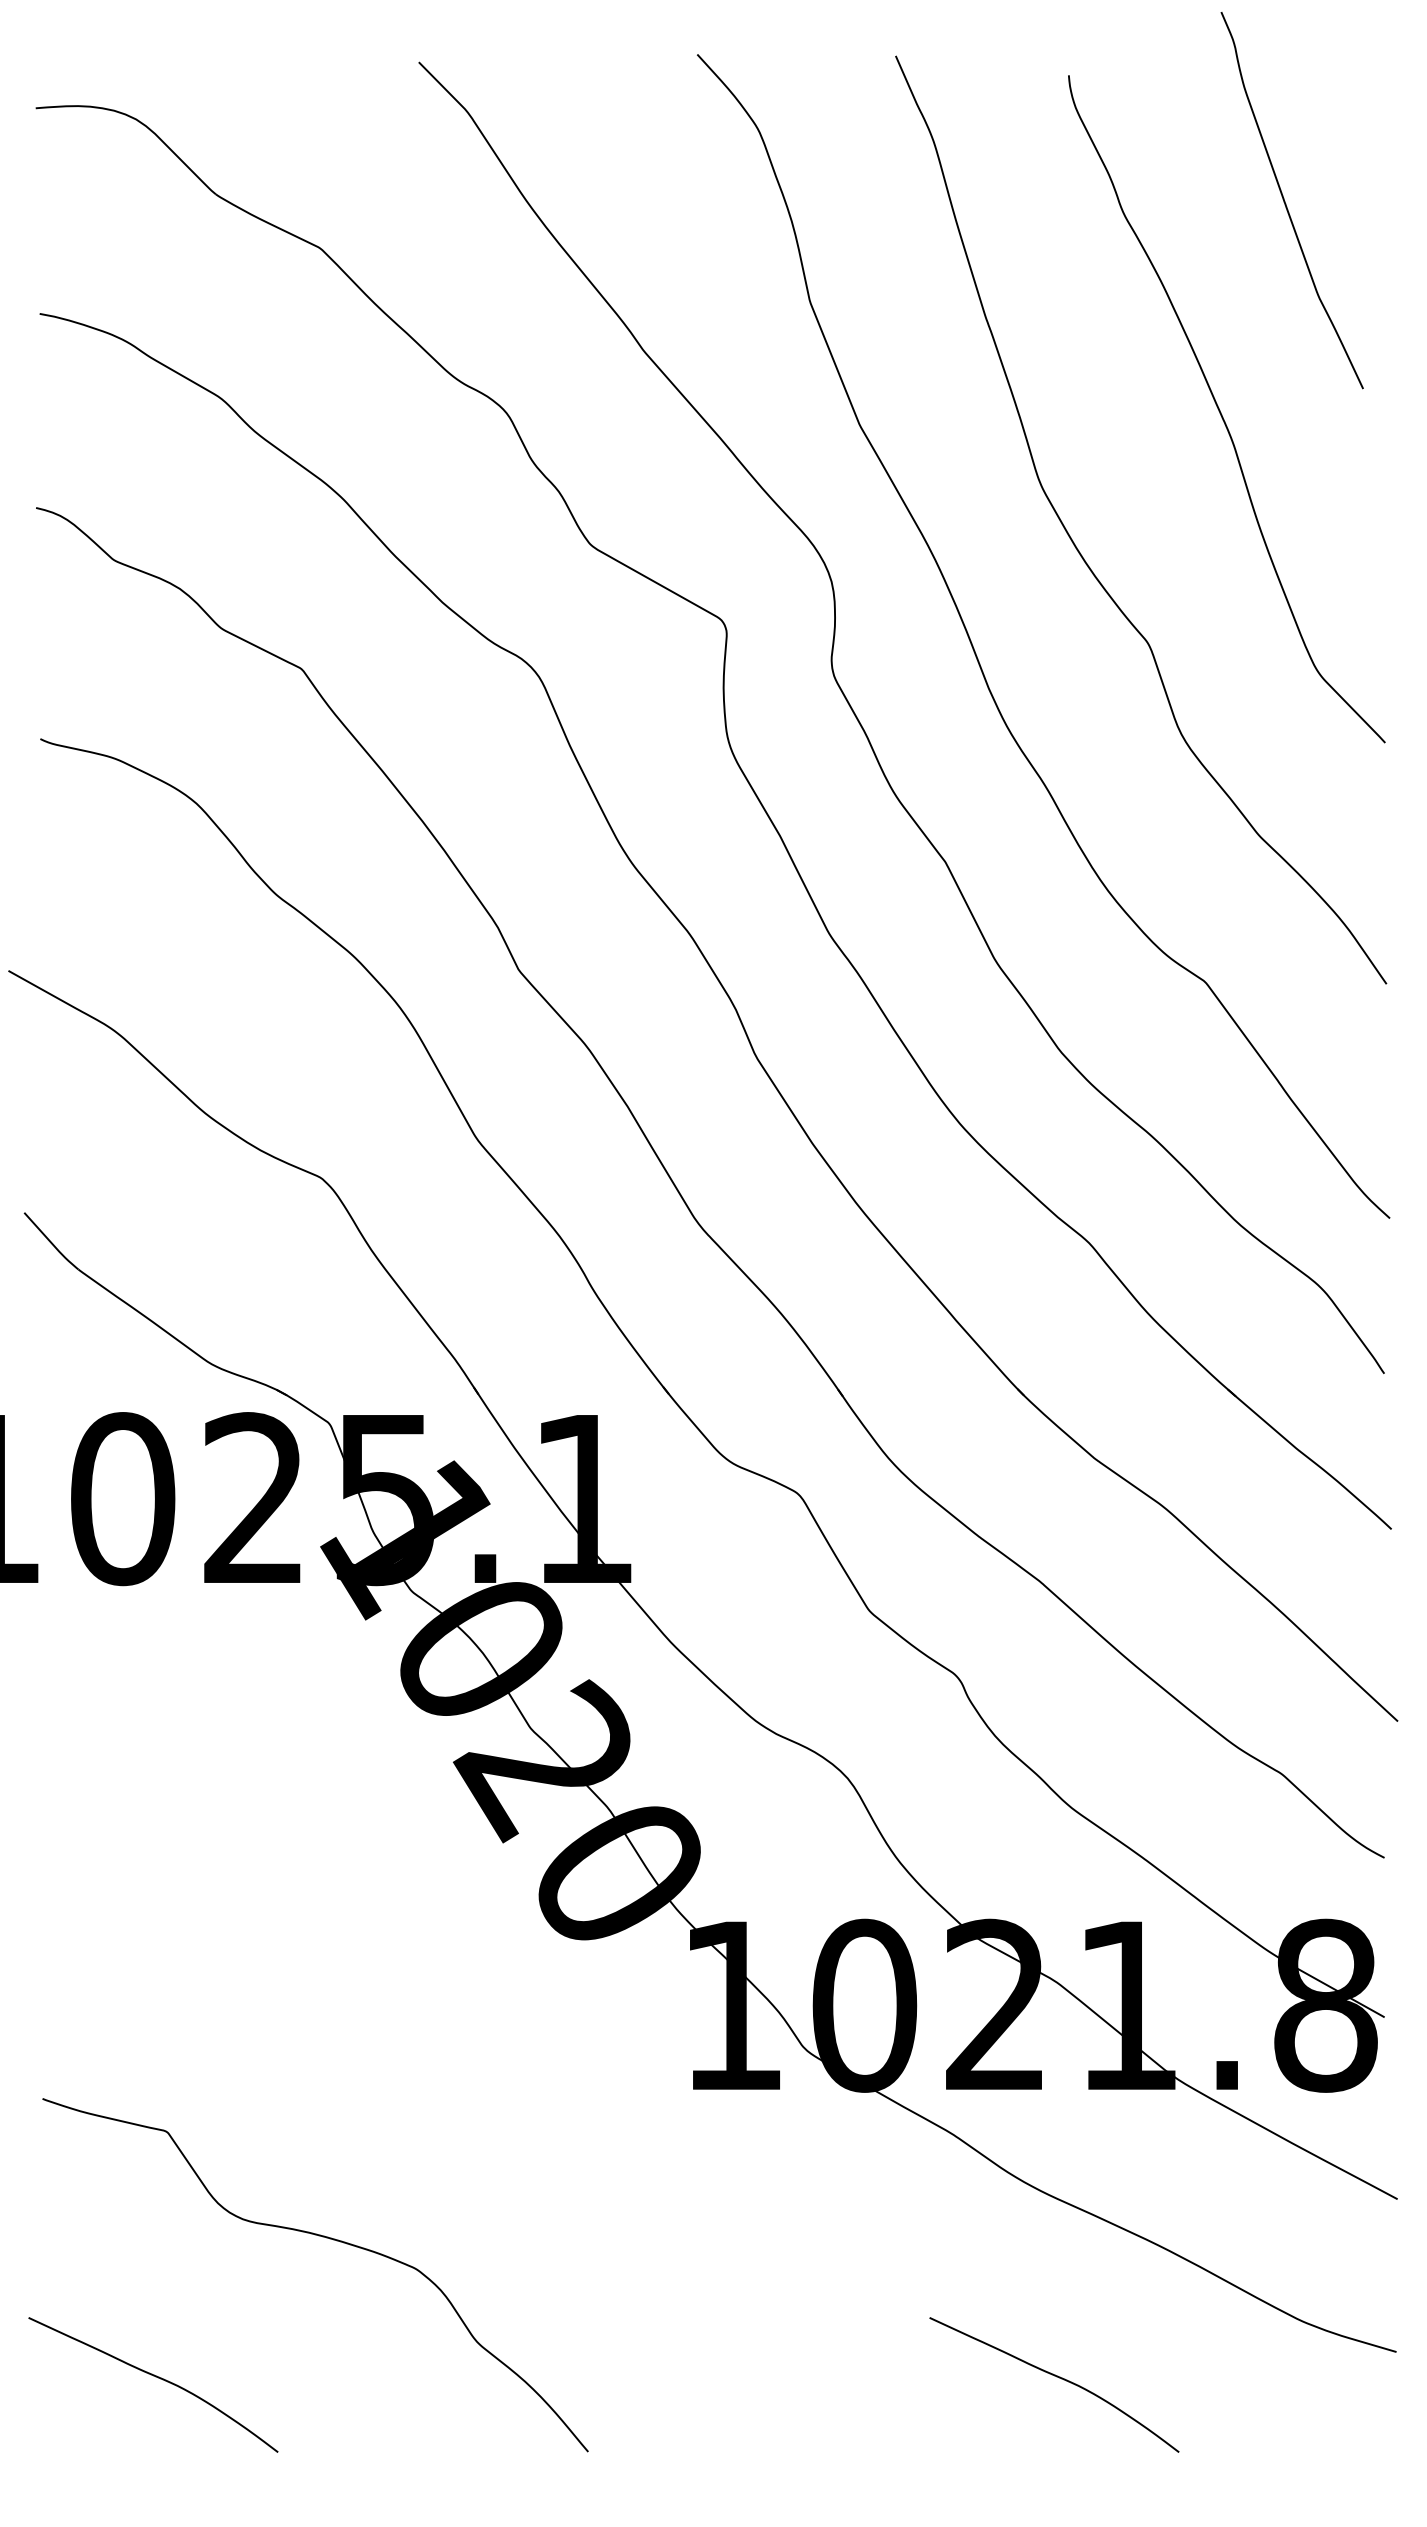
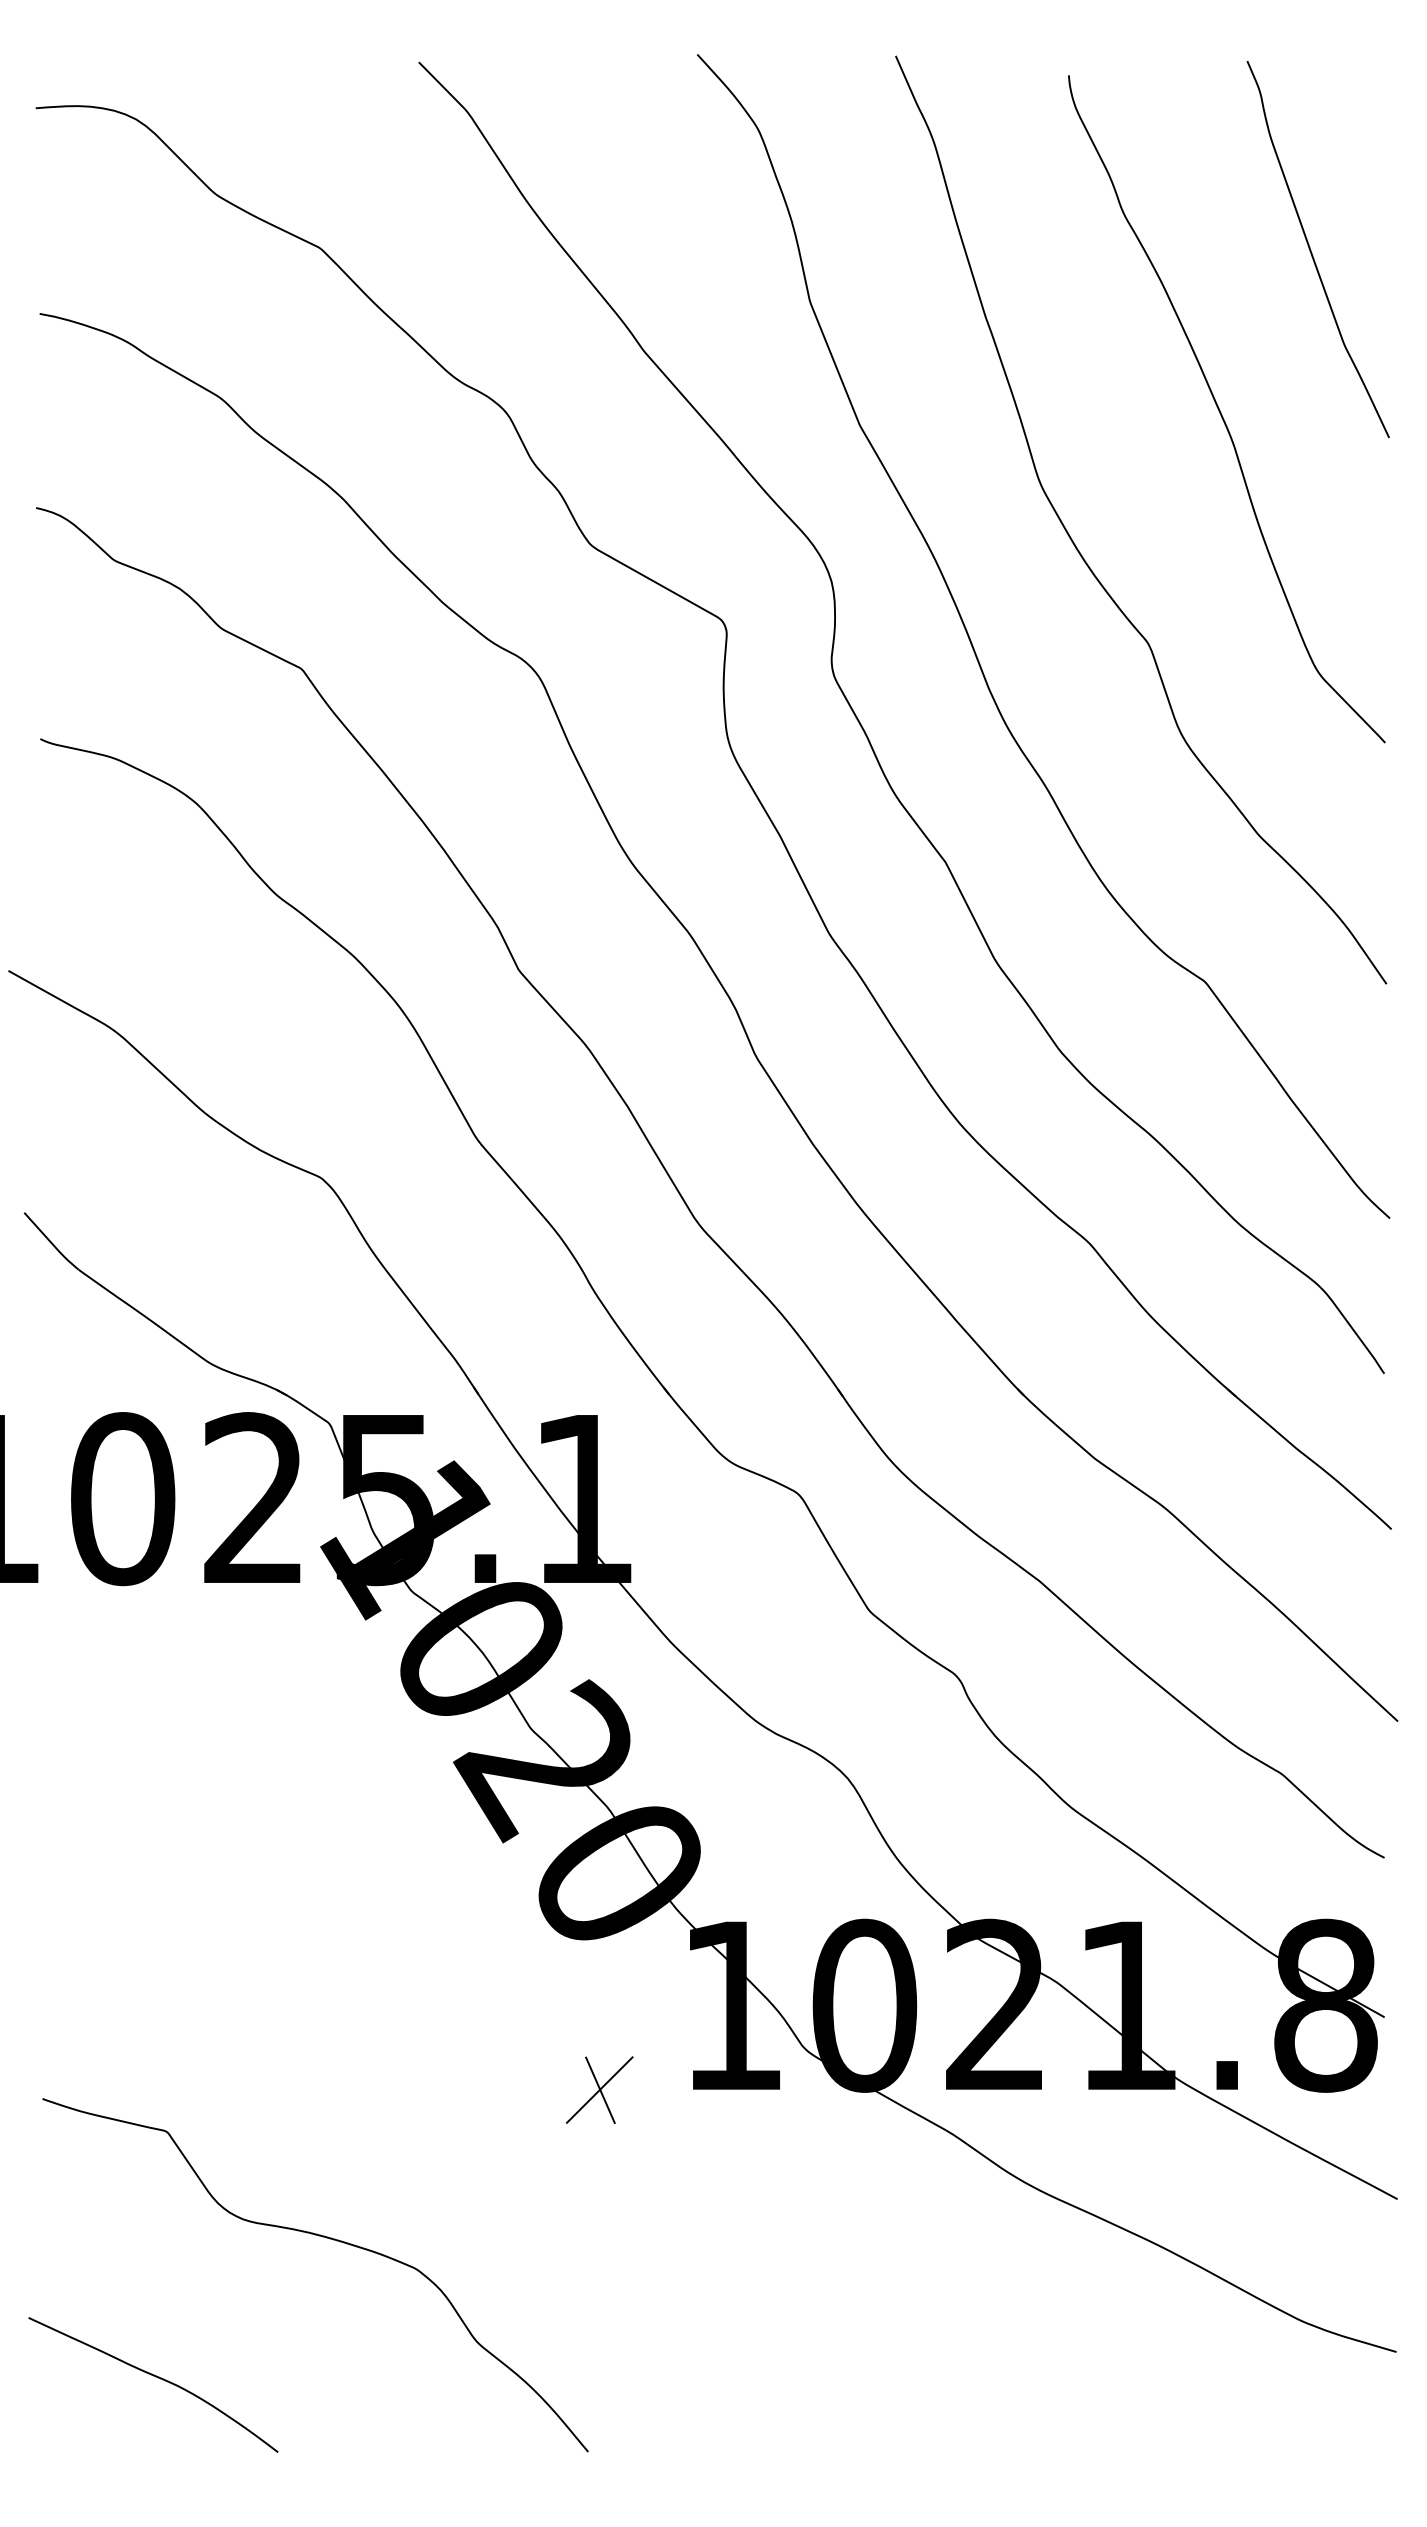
curve position: (1286, 203) -> (1312, 252) (1312, 252)
part: none -> present (599, 2089)
curve: present -> none (1056, 2377)
